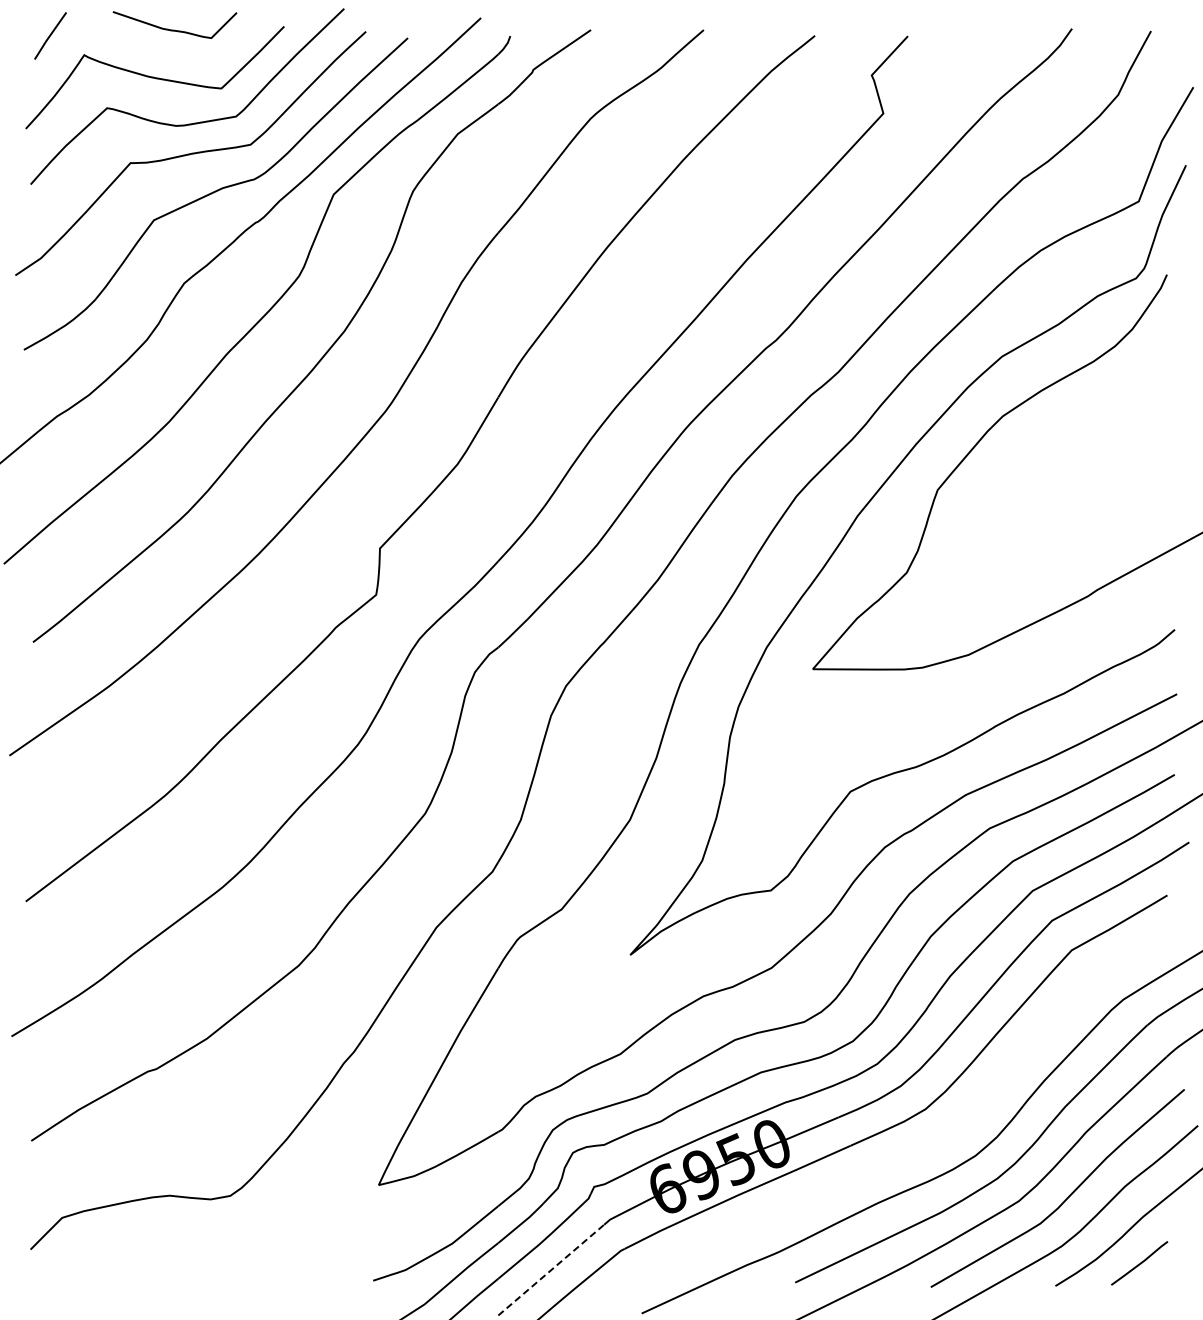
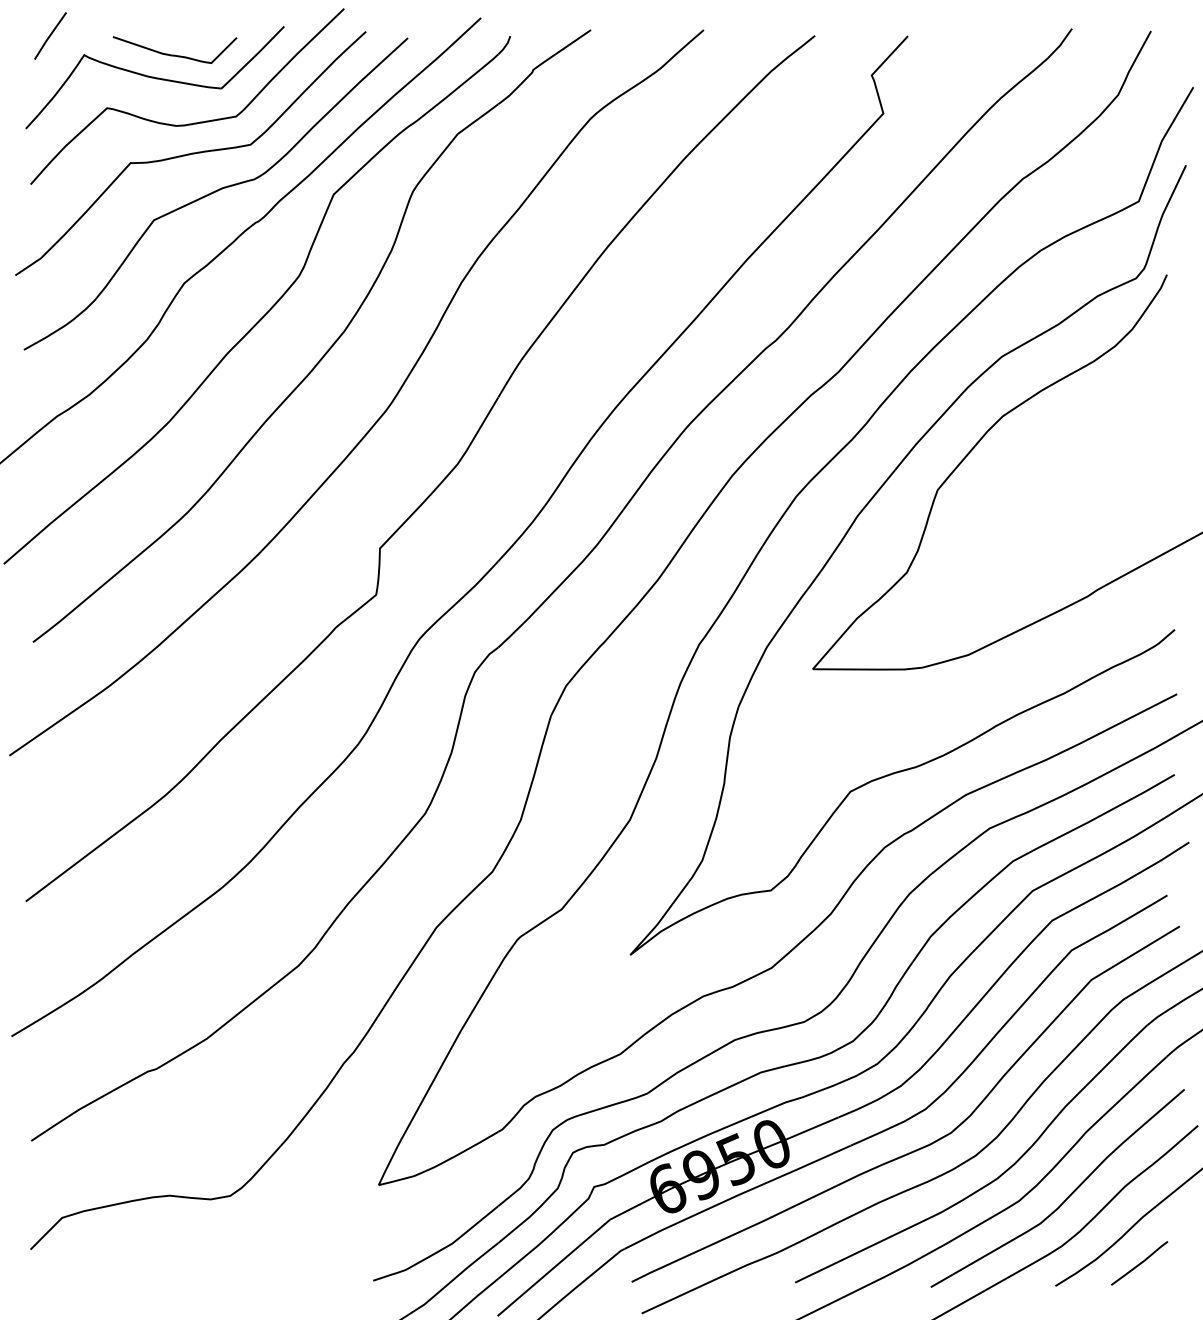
curve position: (174, 29) -> (174, 54) (174, 54)
curve: none -> present (922, 1146)
line: dashed -> solid (551, 1270)
